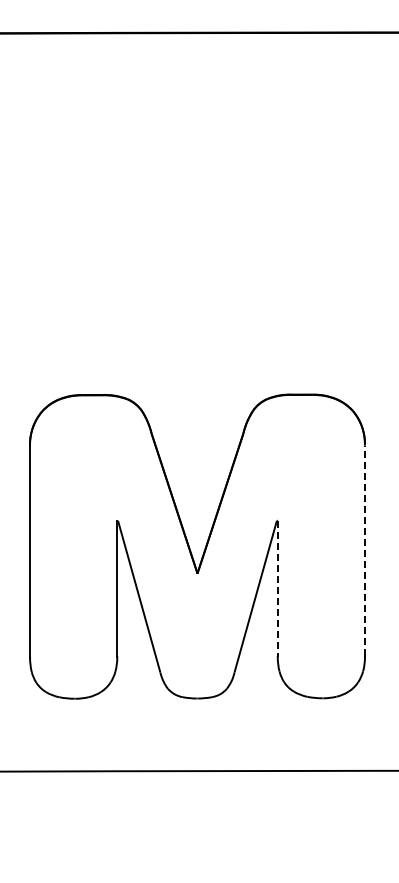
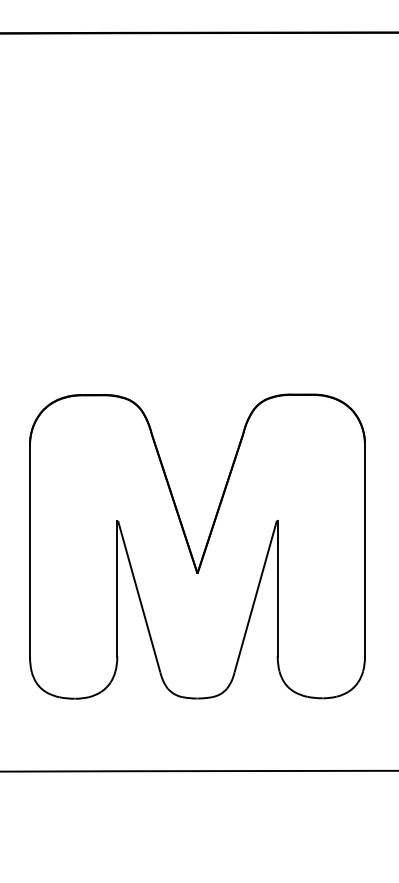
line: dashed -> solid (364, 550)
line: dashed -> solid (277, 588)
